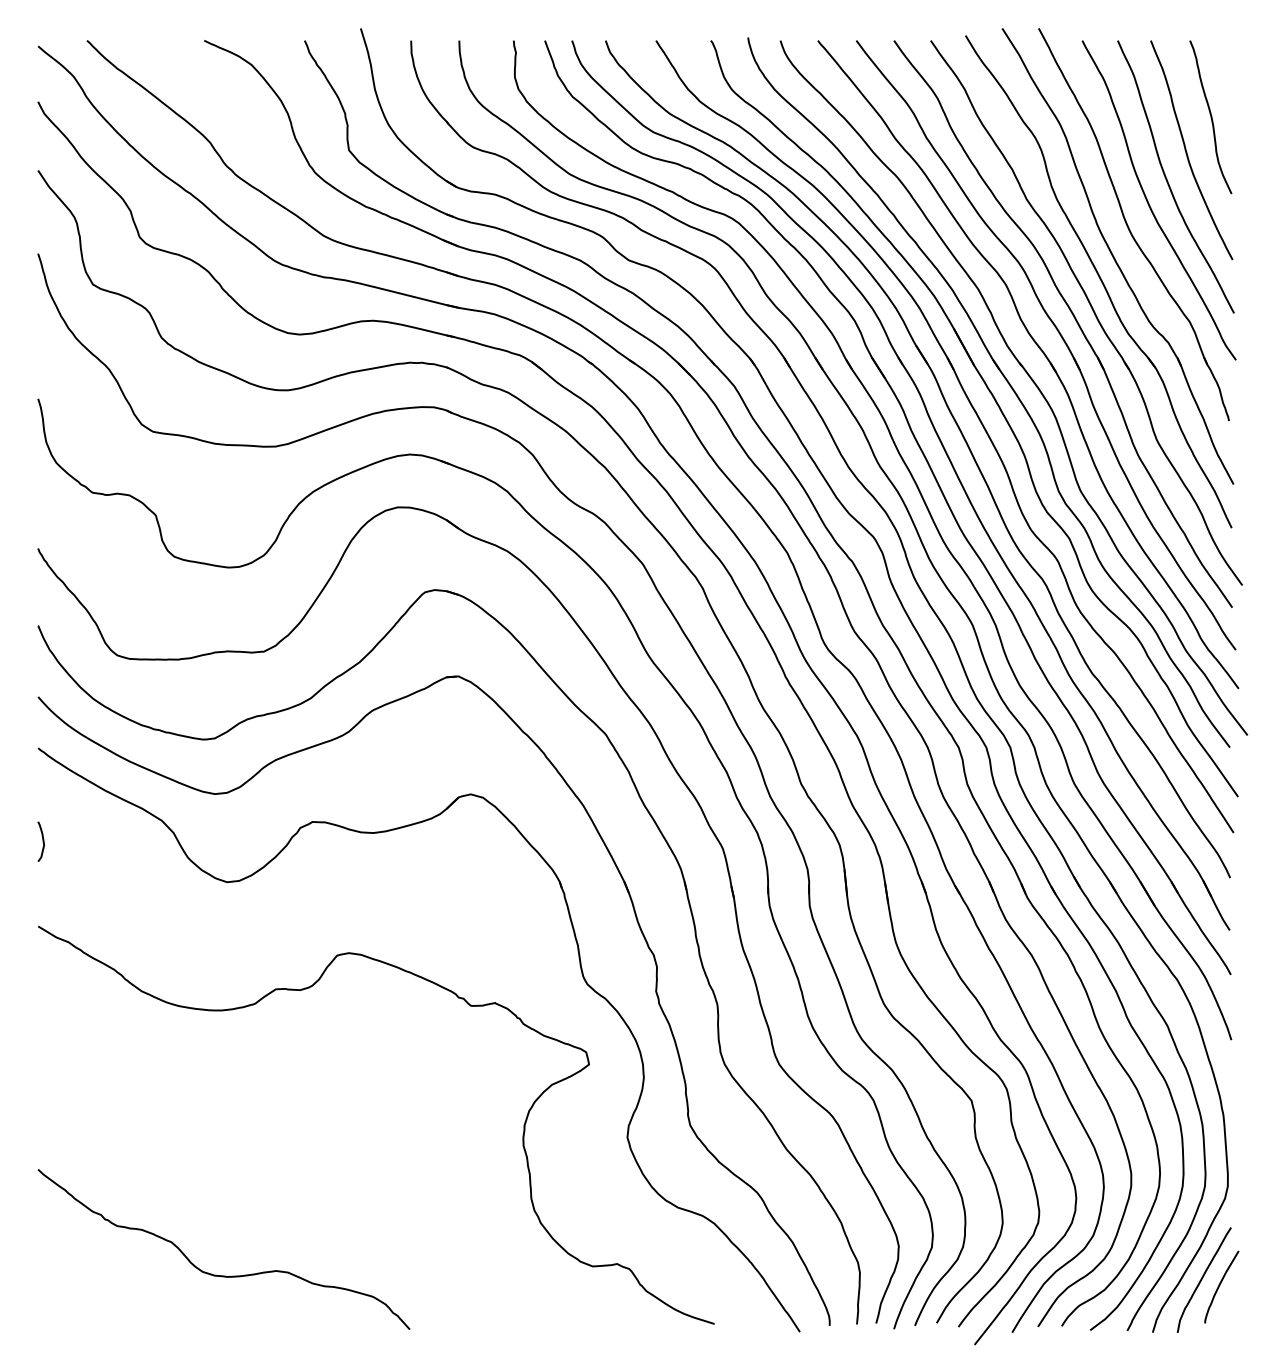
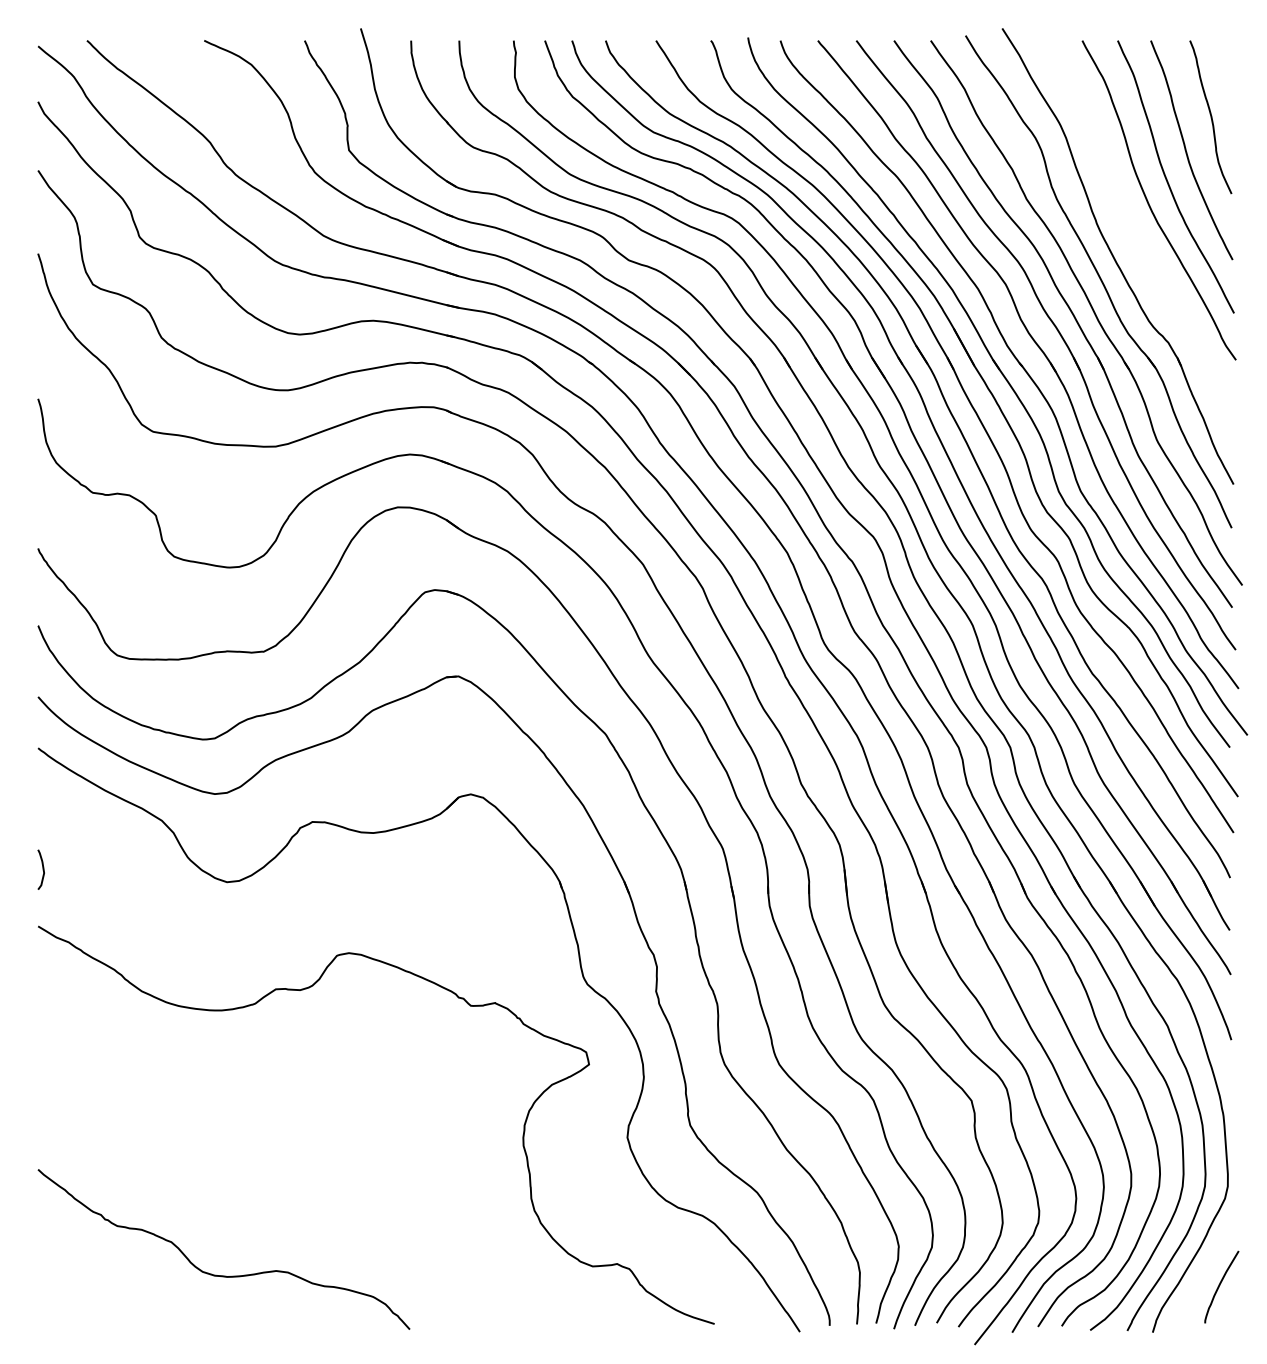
part: present -> none (1133, 224)
curve position: (42, 841) -> (42, 869) (42, 869)
curve: present -> none (1202, 1279)
